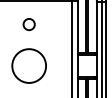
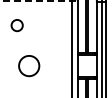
line: solid -> dashed (39, 0)
circle position: (28, 24) -> (16, 25) (16, 25)
circle diameter: 34 px -> 20 px (29, 65)
